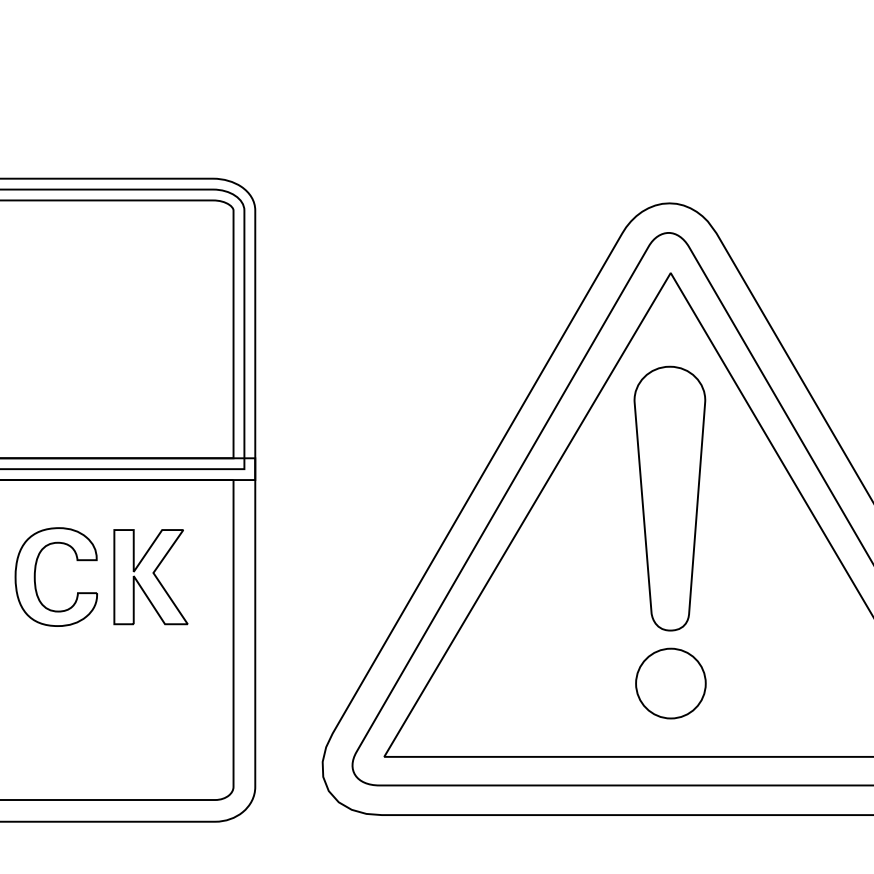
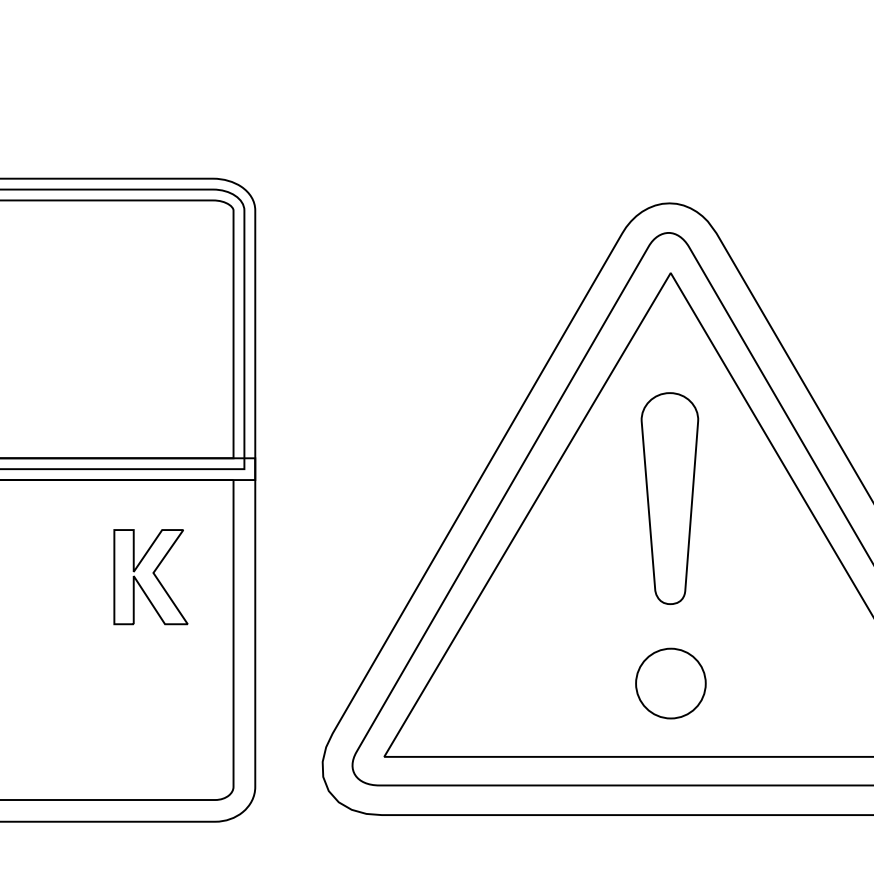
part size: 74x267 px -> 60x213 px (669, 498)
part: present -> none (35, 576)
